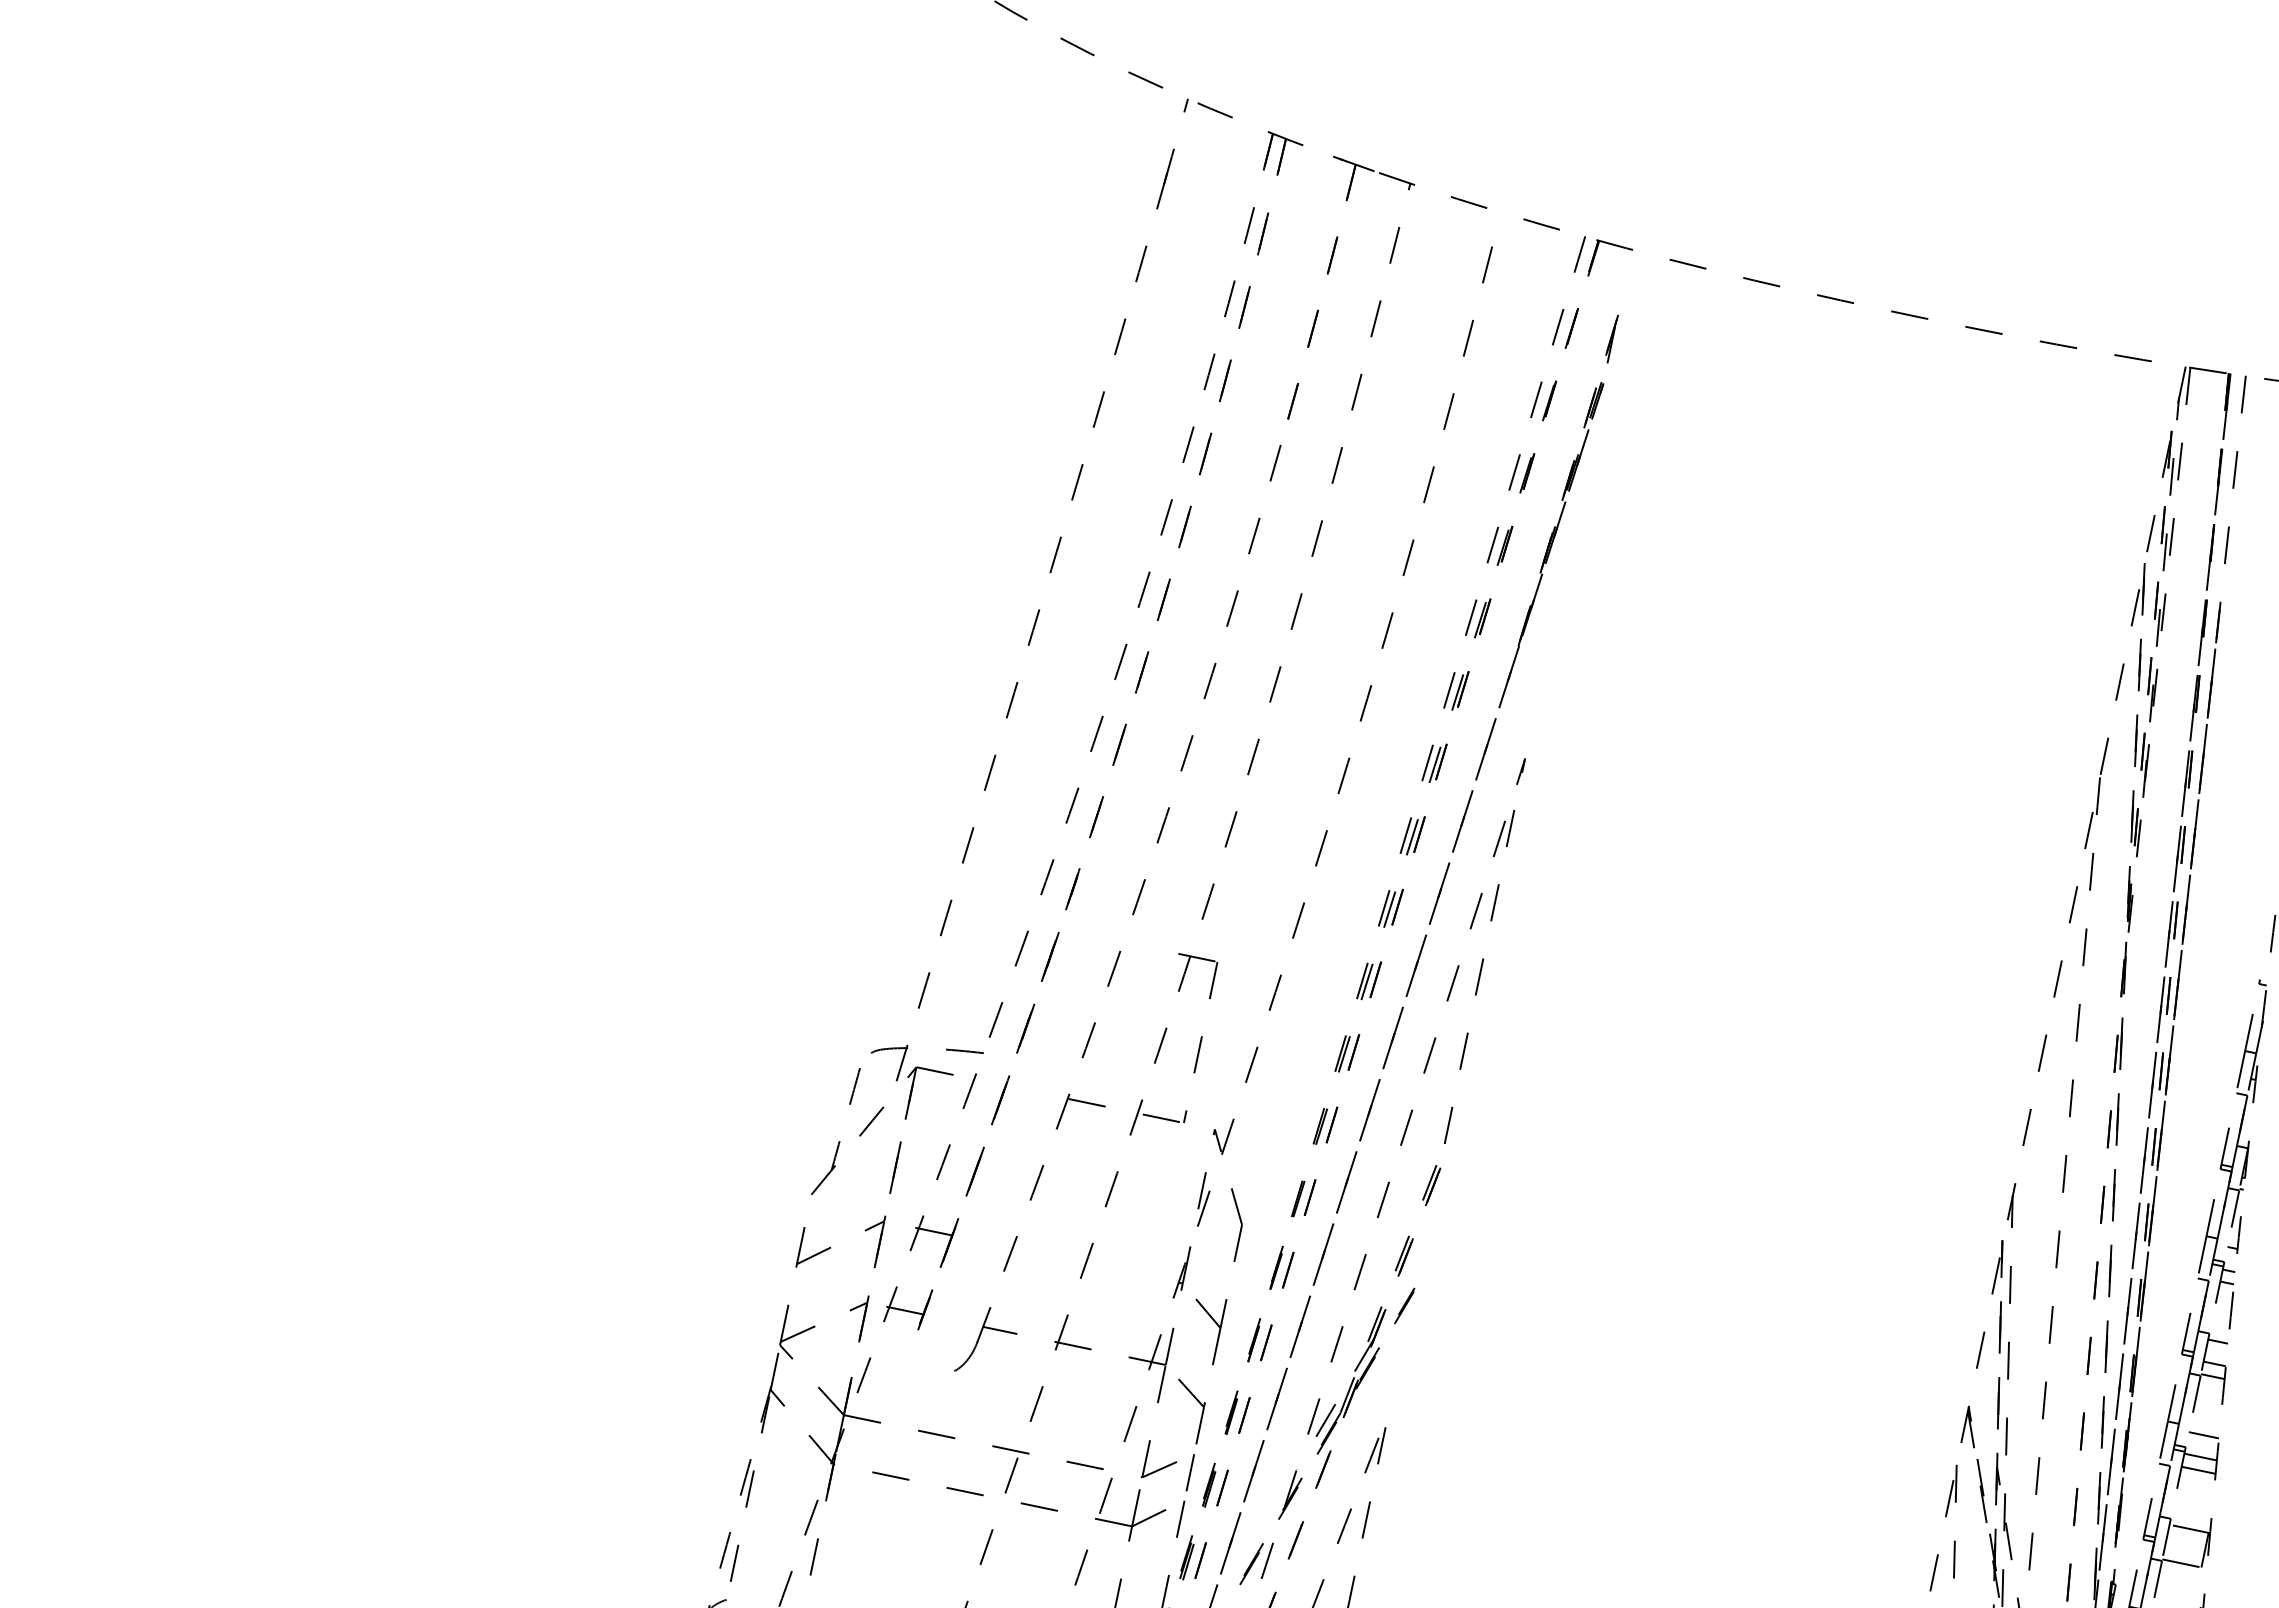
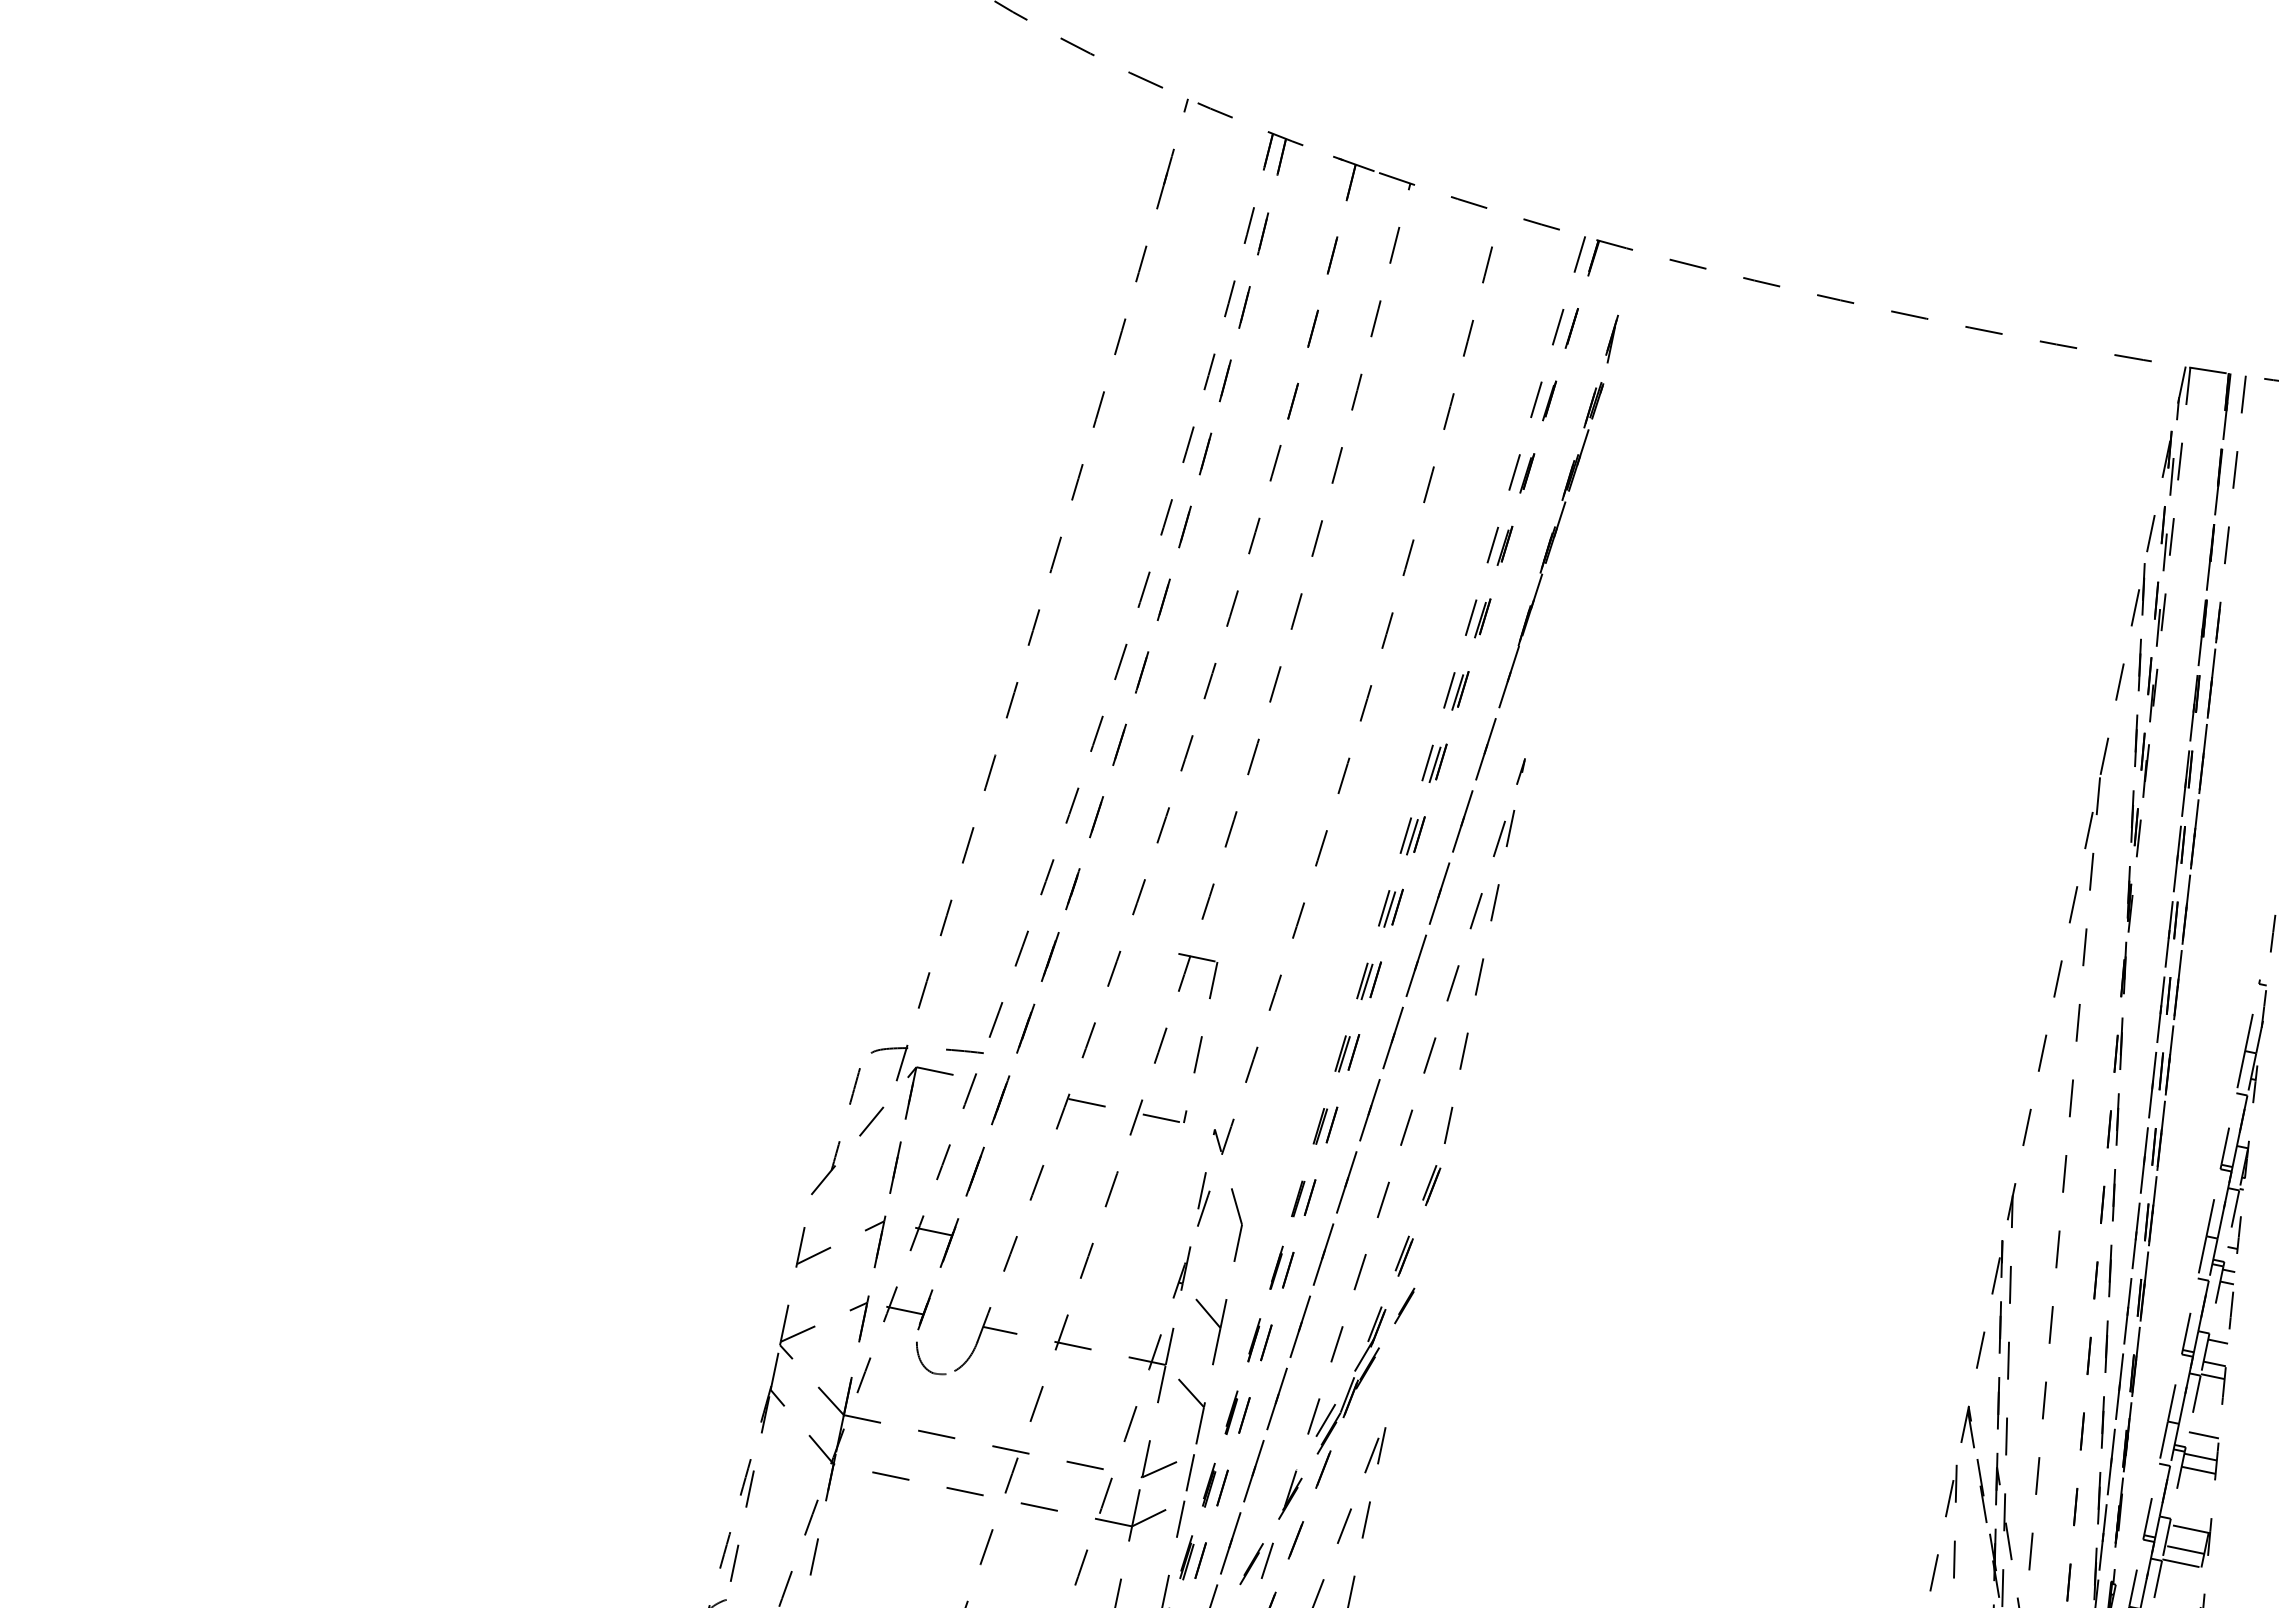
part: none -> present (923, 1363)
line: none -> present (2184, 1549)
